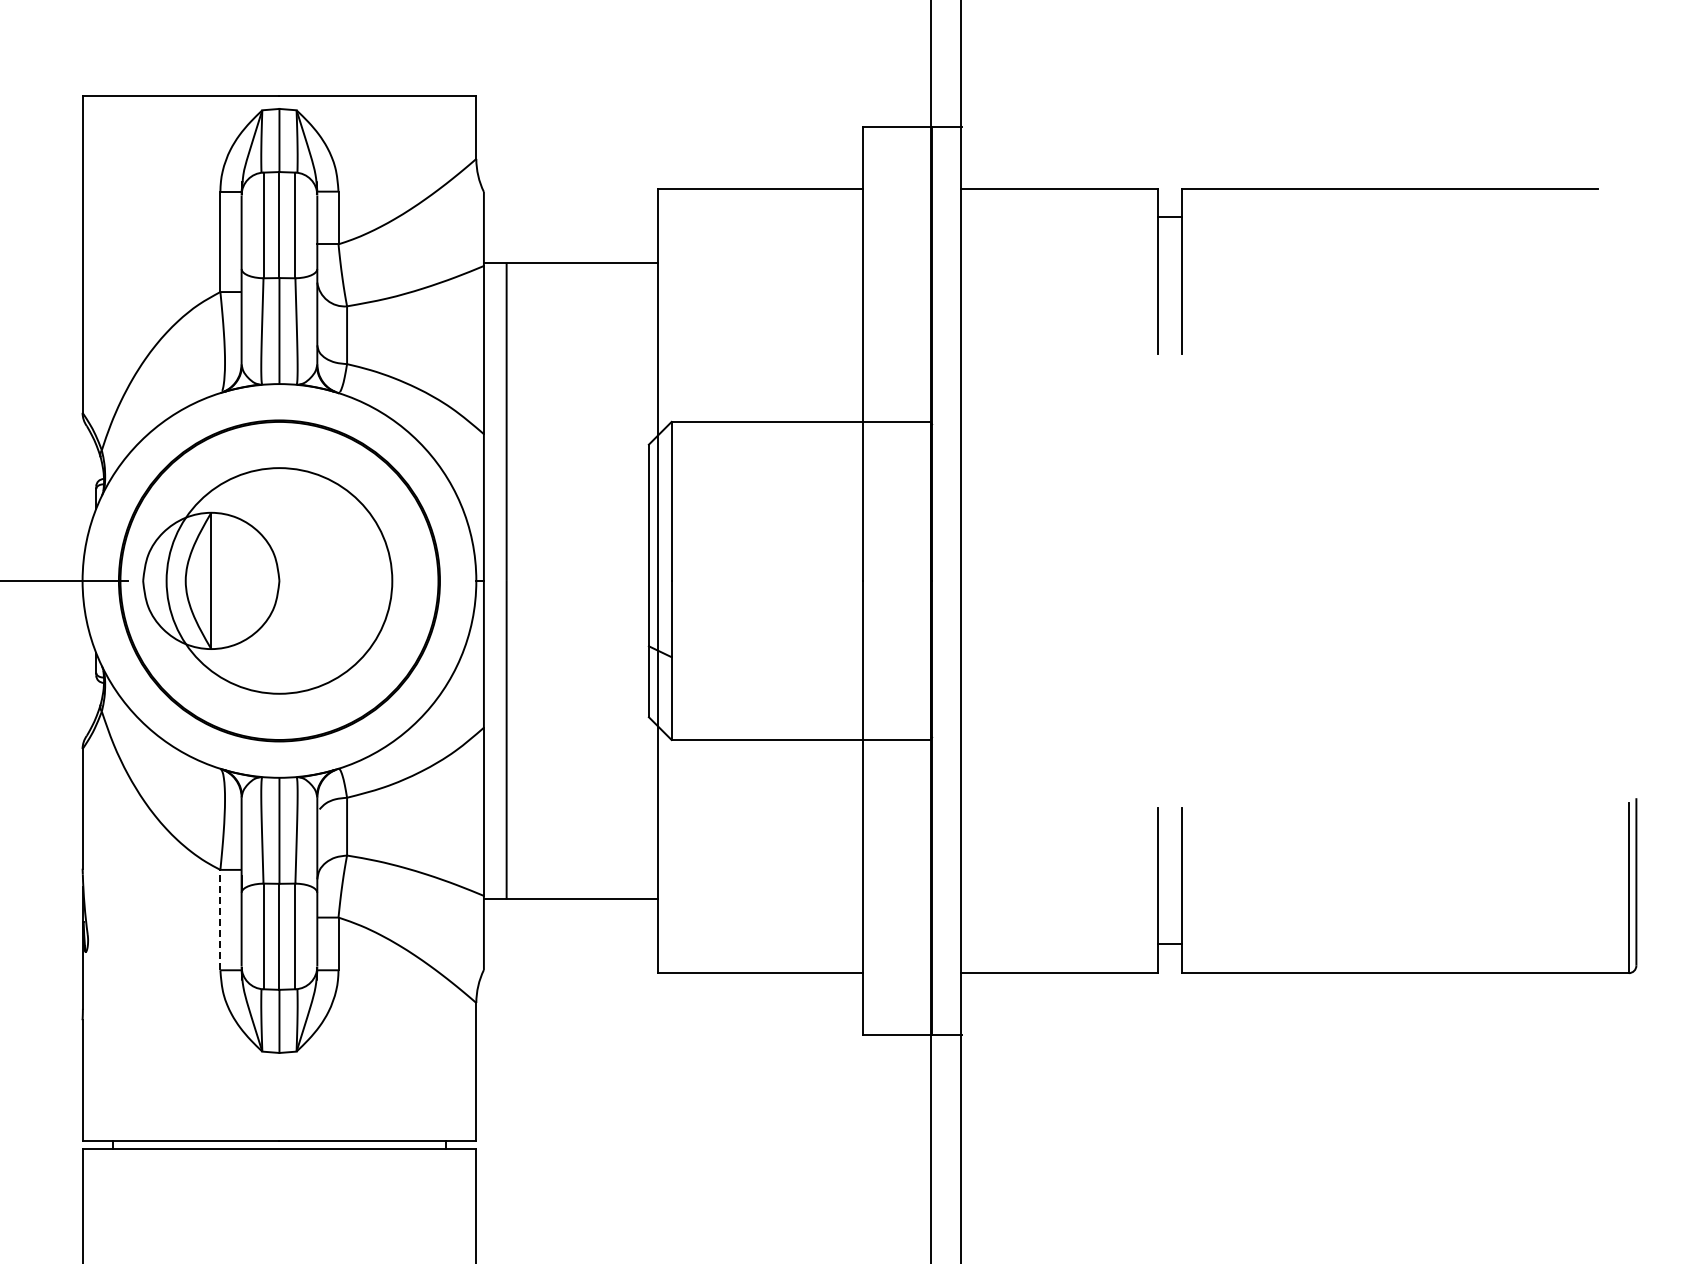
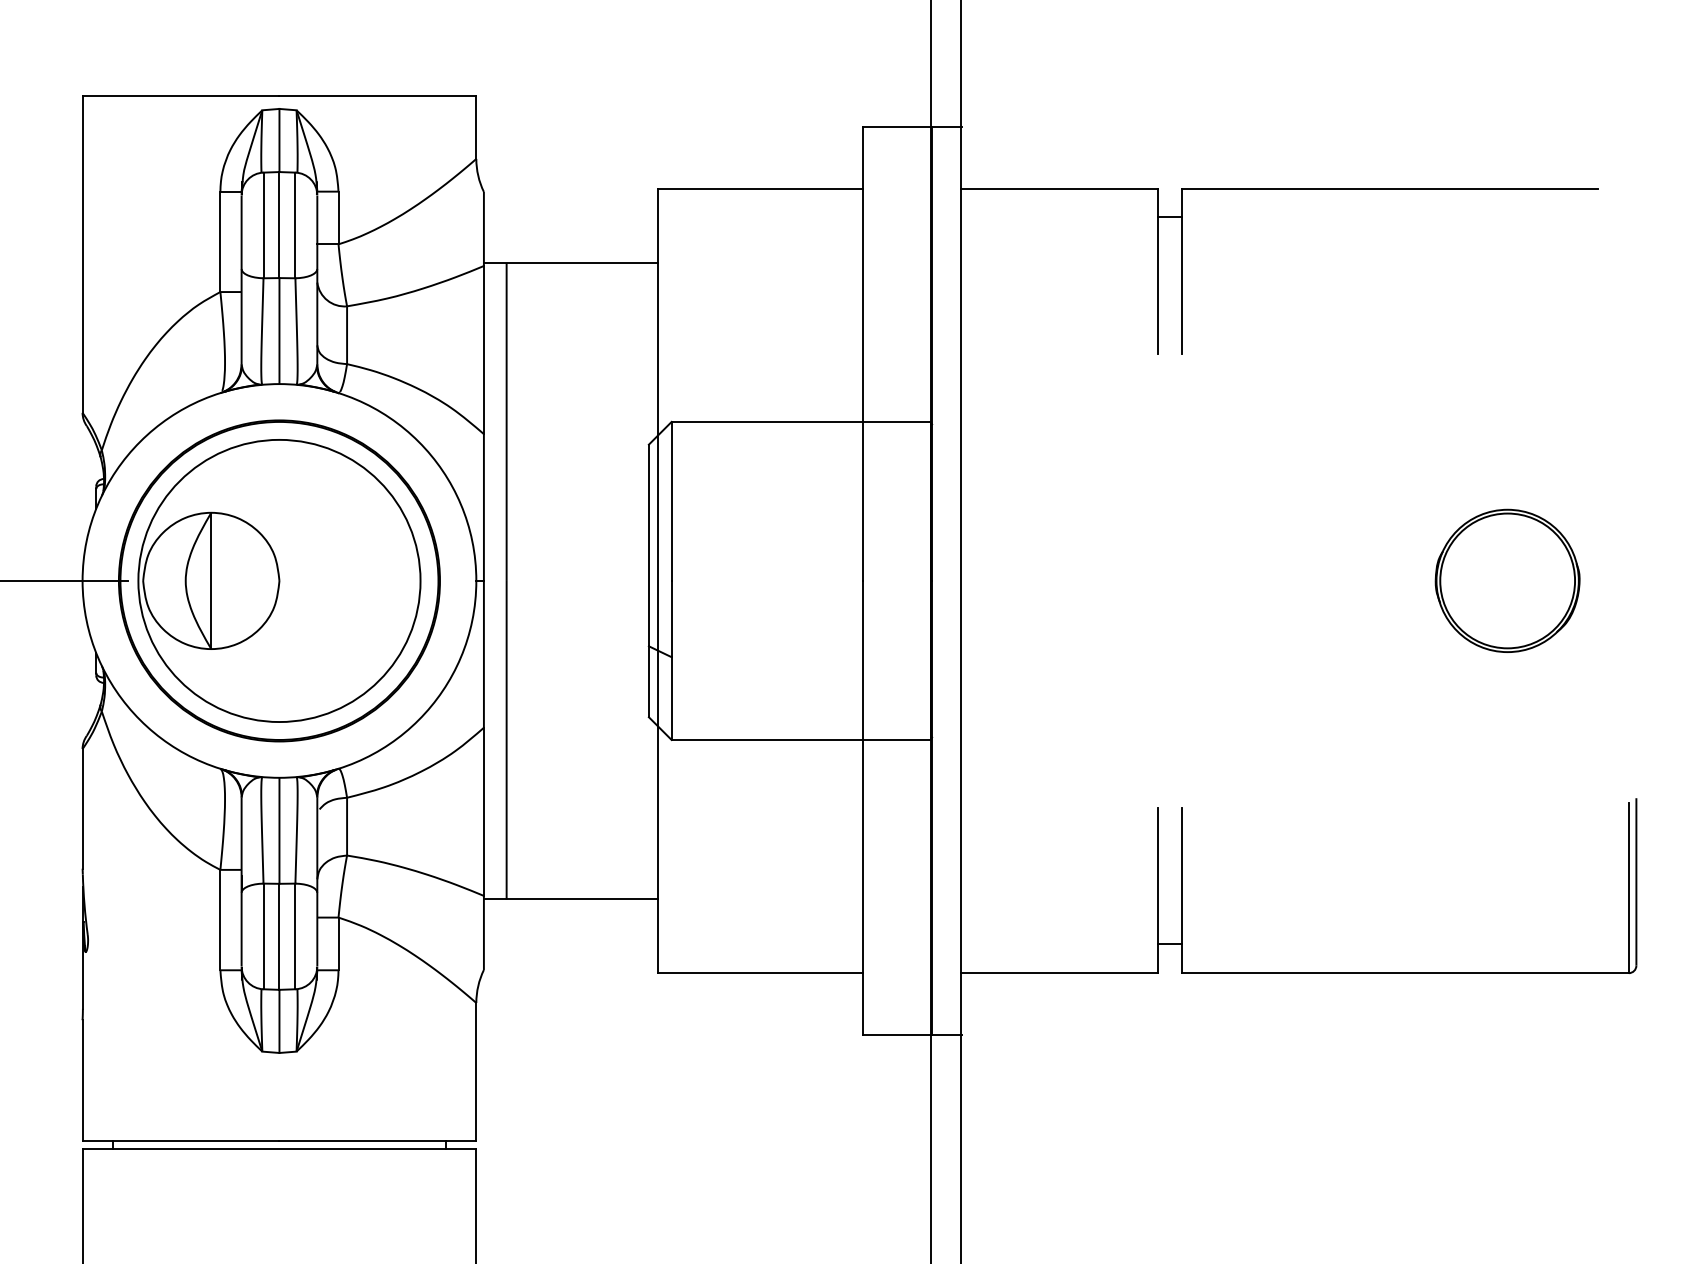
circle diameter: 226 px -> 282 px (279, 580)
part: none -> present (1507, 580)
line: dashed -> solid (220, 919)
